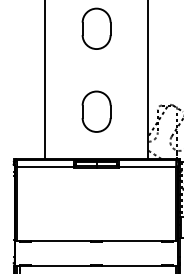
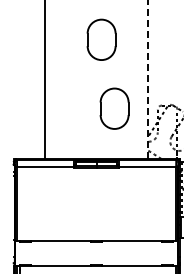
part position: (96, 28) -> (101, 39) (101, 39)
line: solid -> dashed (148, 79)
part position: (96, 111) -> (114, 108) (114, 108)
